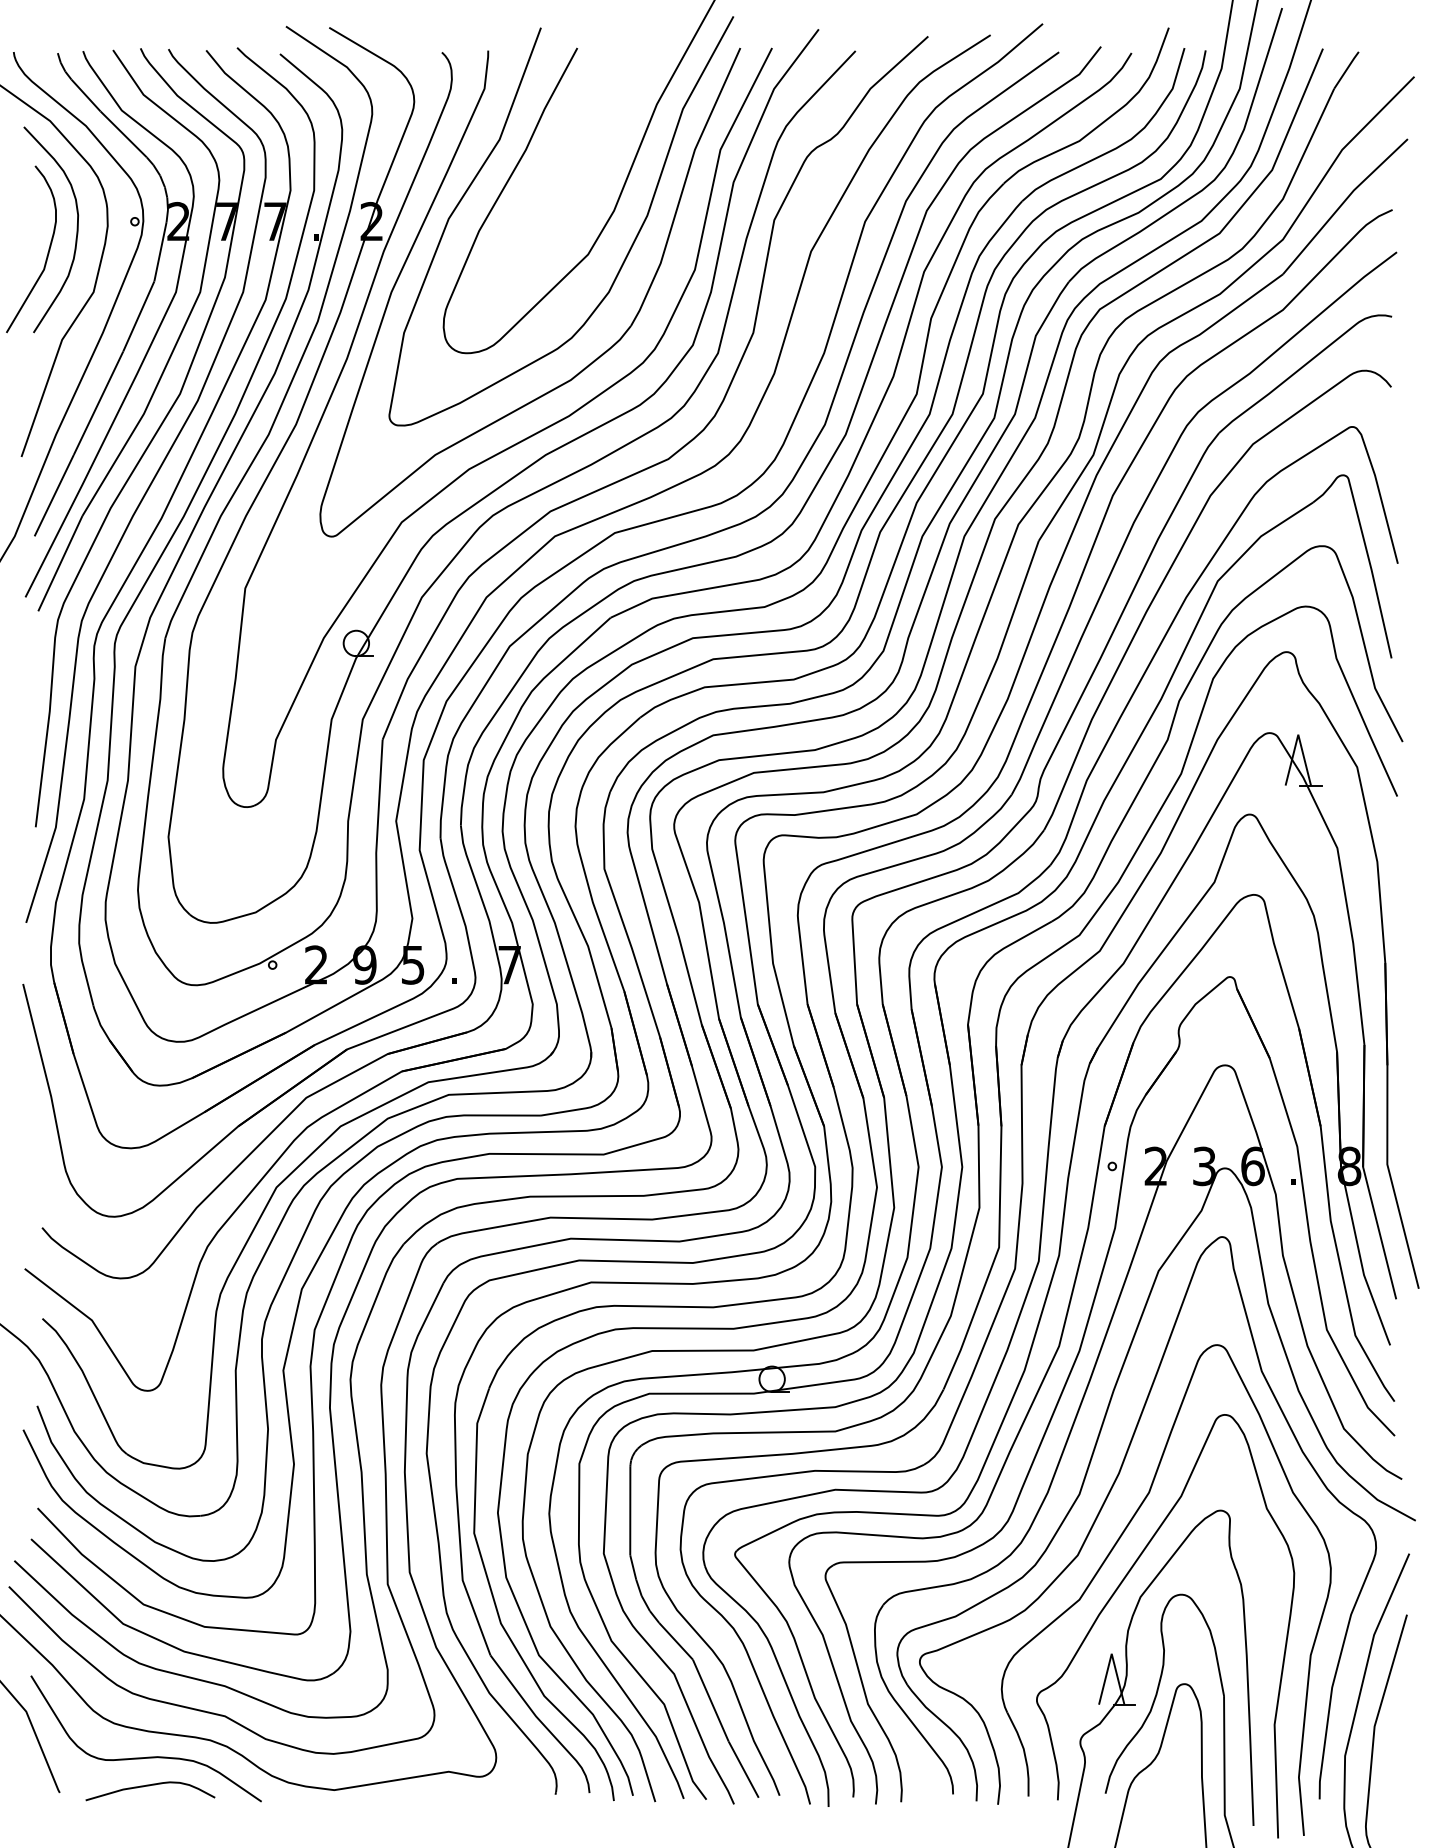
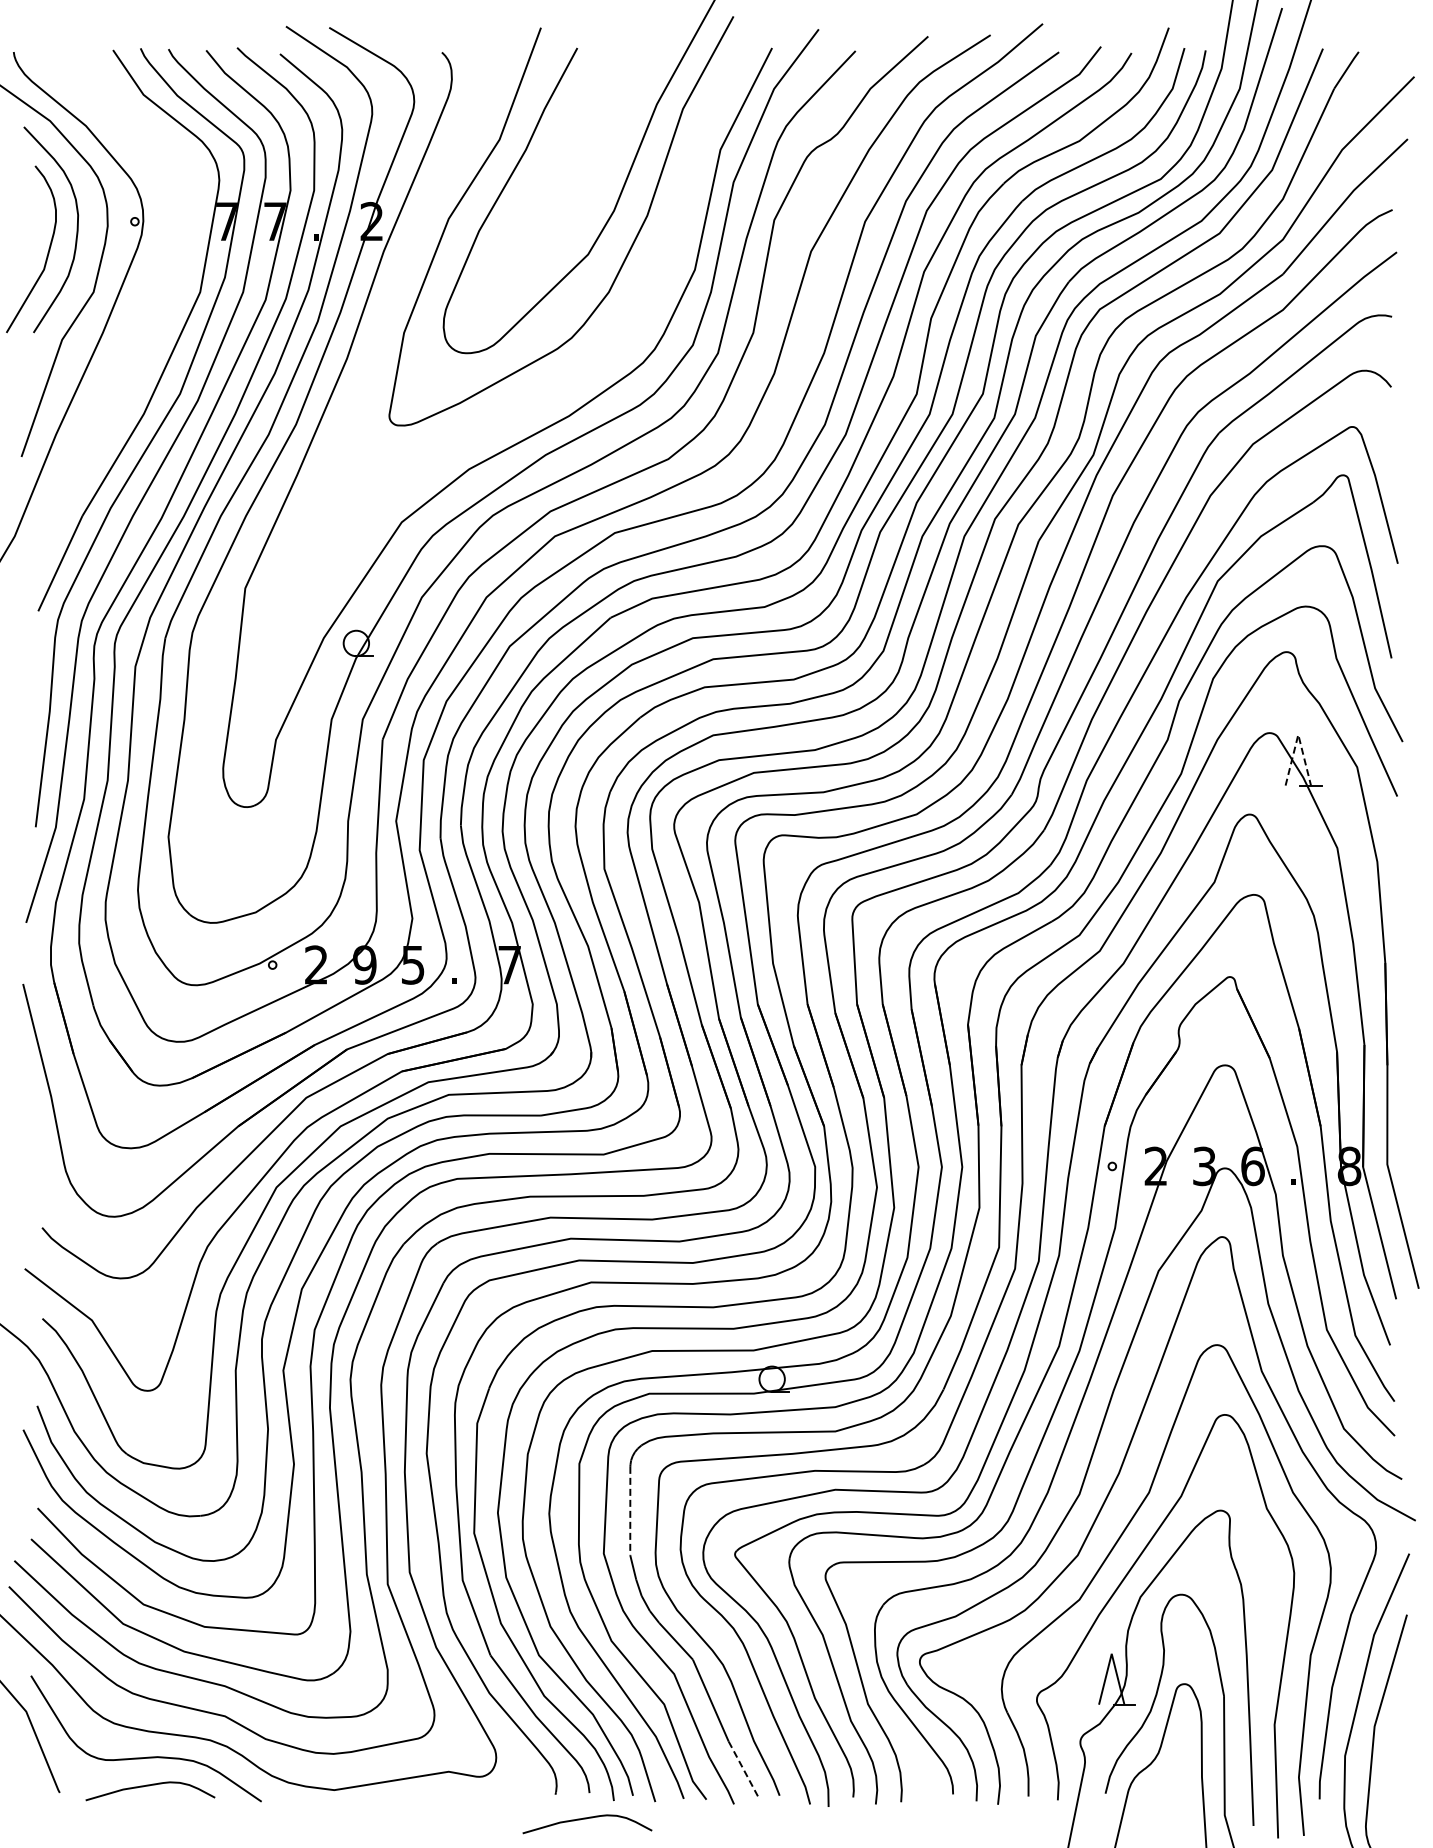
part: present -> none (129, 334)
part: present -> none (589, 363)
line: solid -> dashed (1298, 734)
line: solid -> dashed (630, 1511)
line: solid -> dashed (743, 1769)
curve: none -> present (586, 1819)
